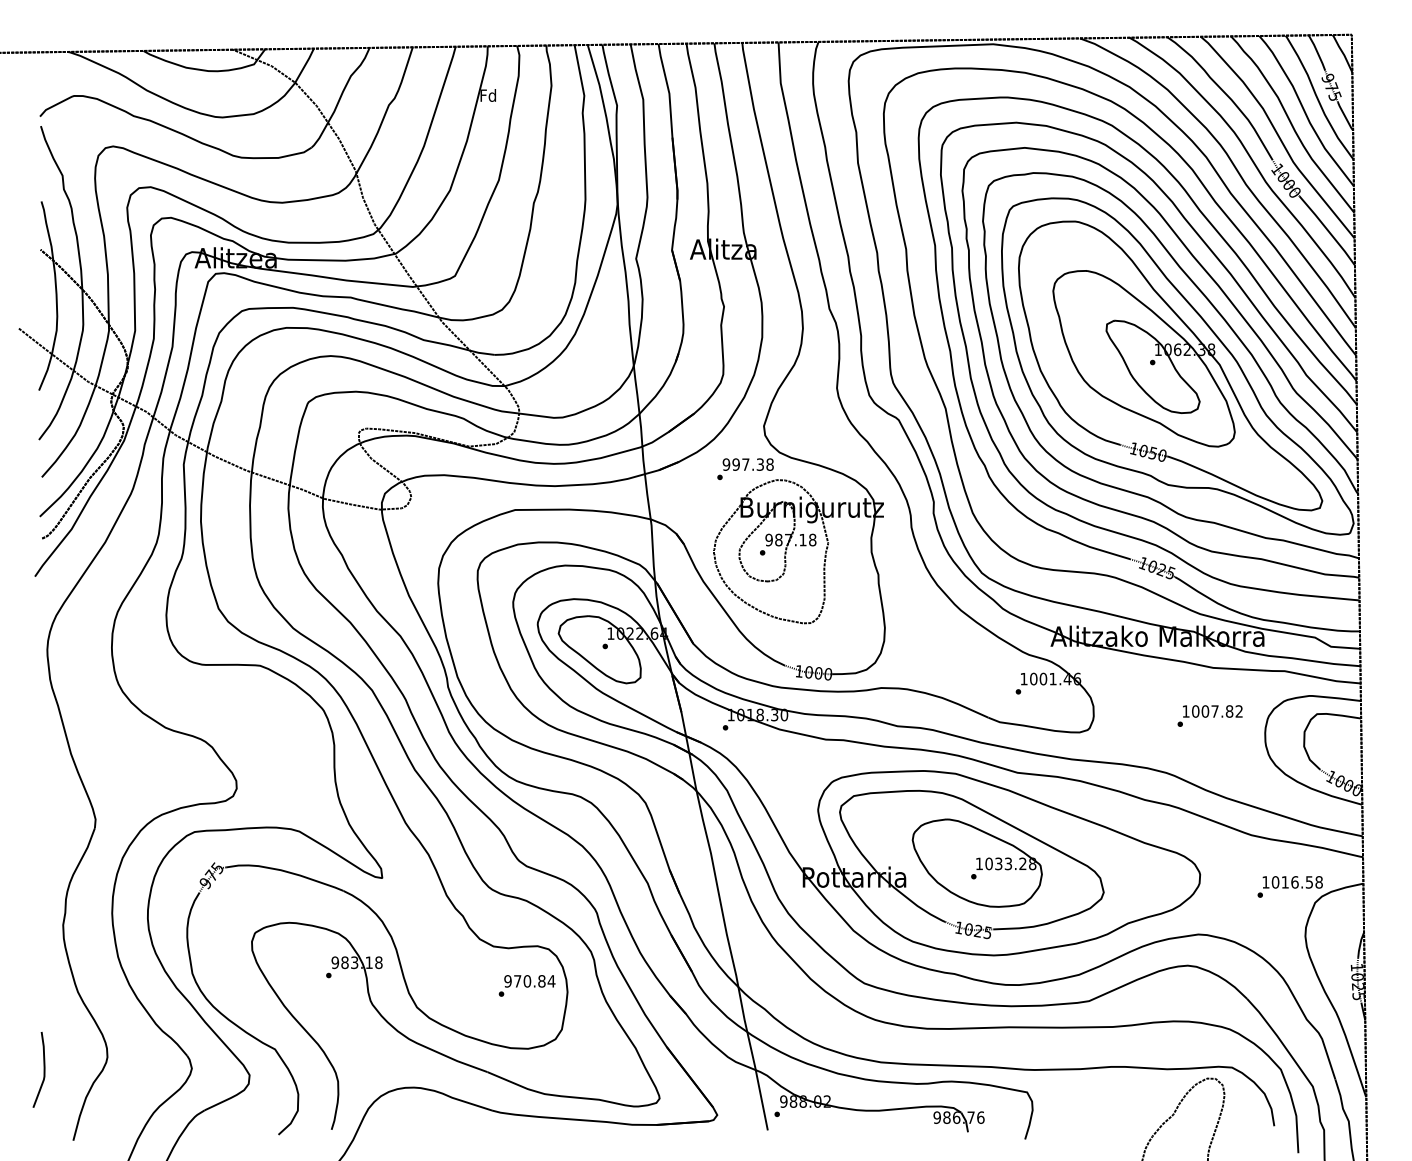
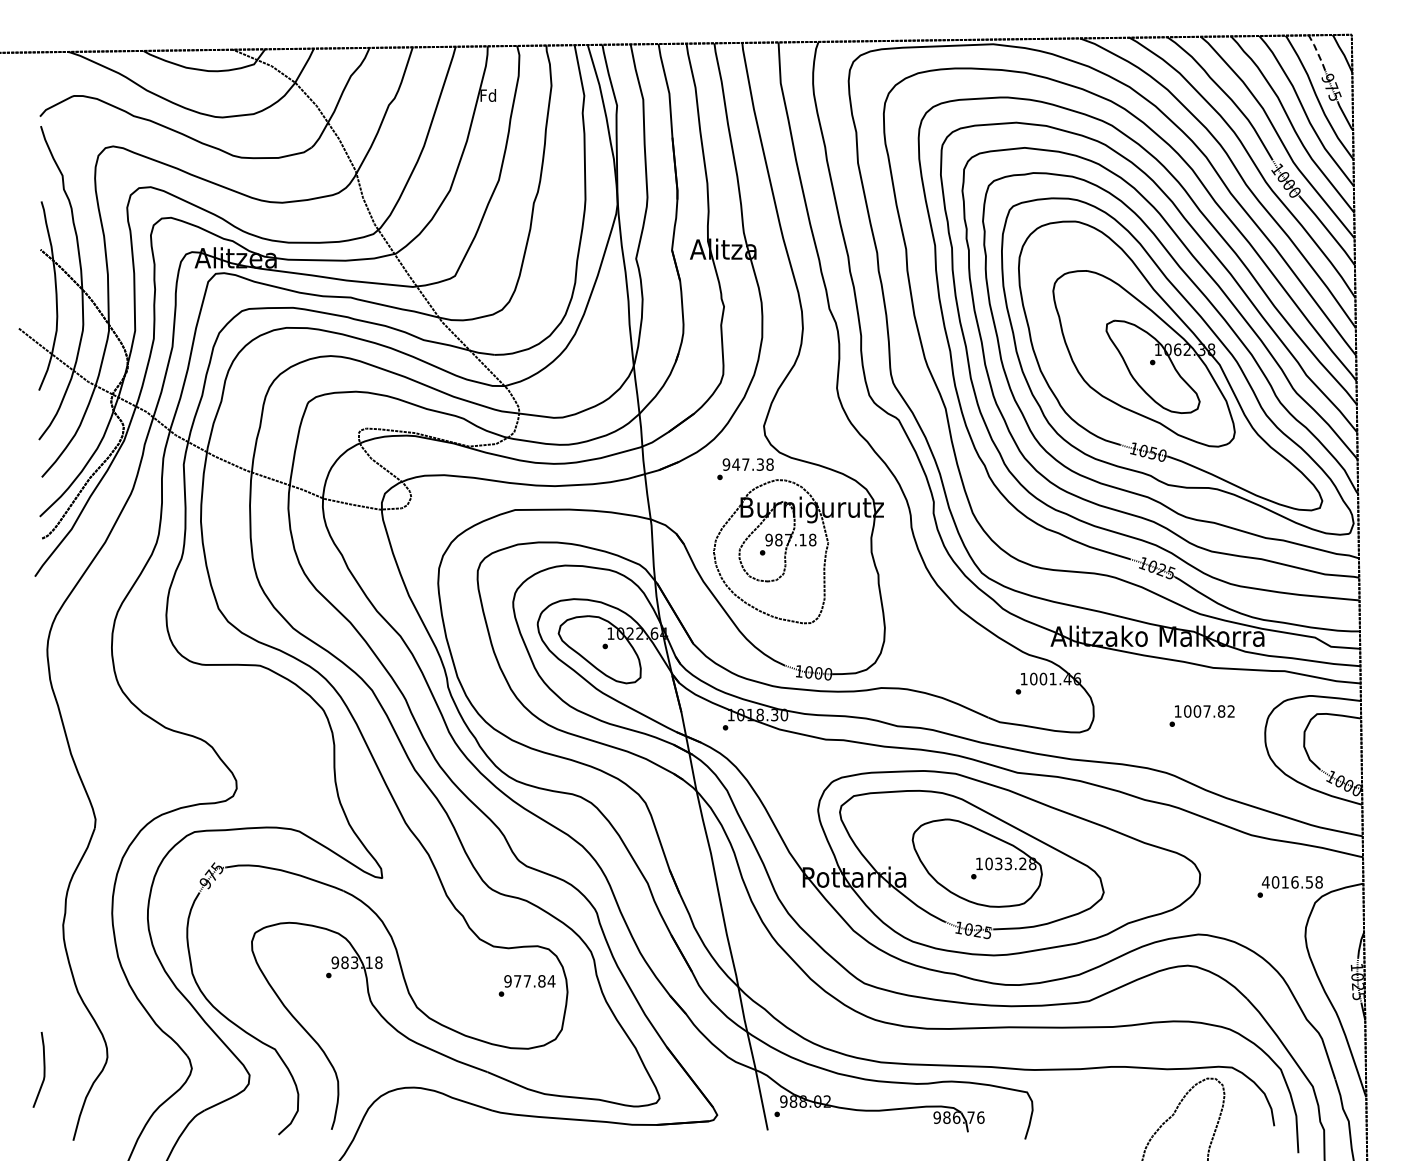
line: solid -> dashed (1317, 52)
text: 997.38 -> 947.38 (736, 464)
text position: (1209, 715) -> (1201, 715) (1201, 715)
text: 1016.58 -> 4016.58 (1265, 882)
text: 970.84 -> 977.84 (527, 981)
